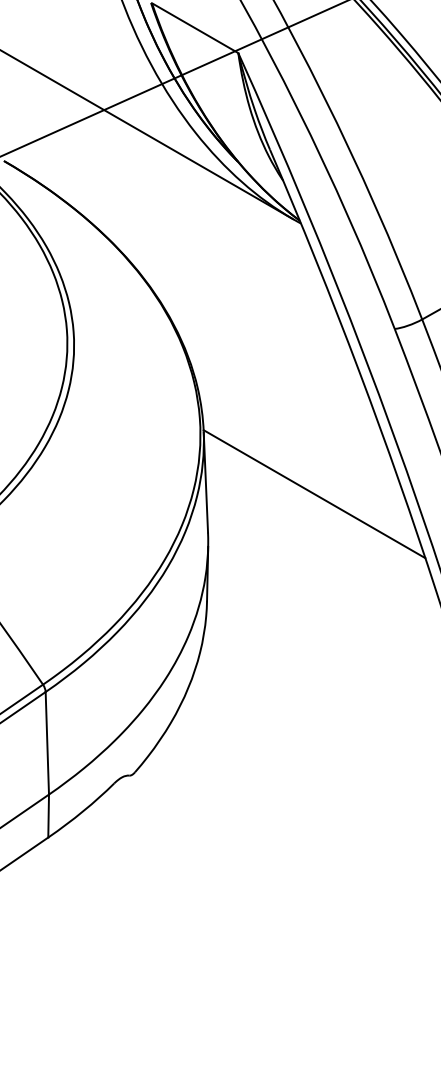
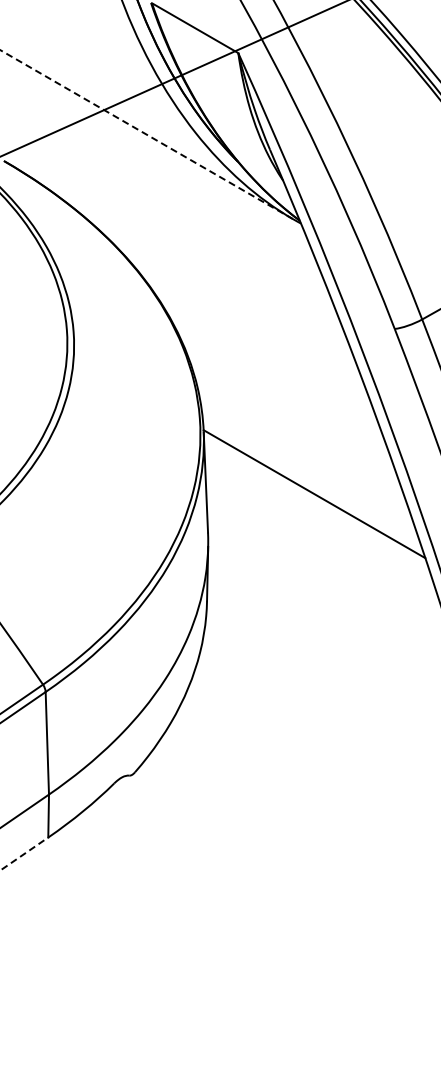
line: solid -> dashed (146, 134)
line: solid -> dashed (24, 853)
